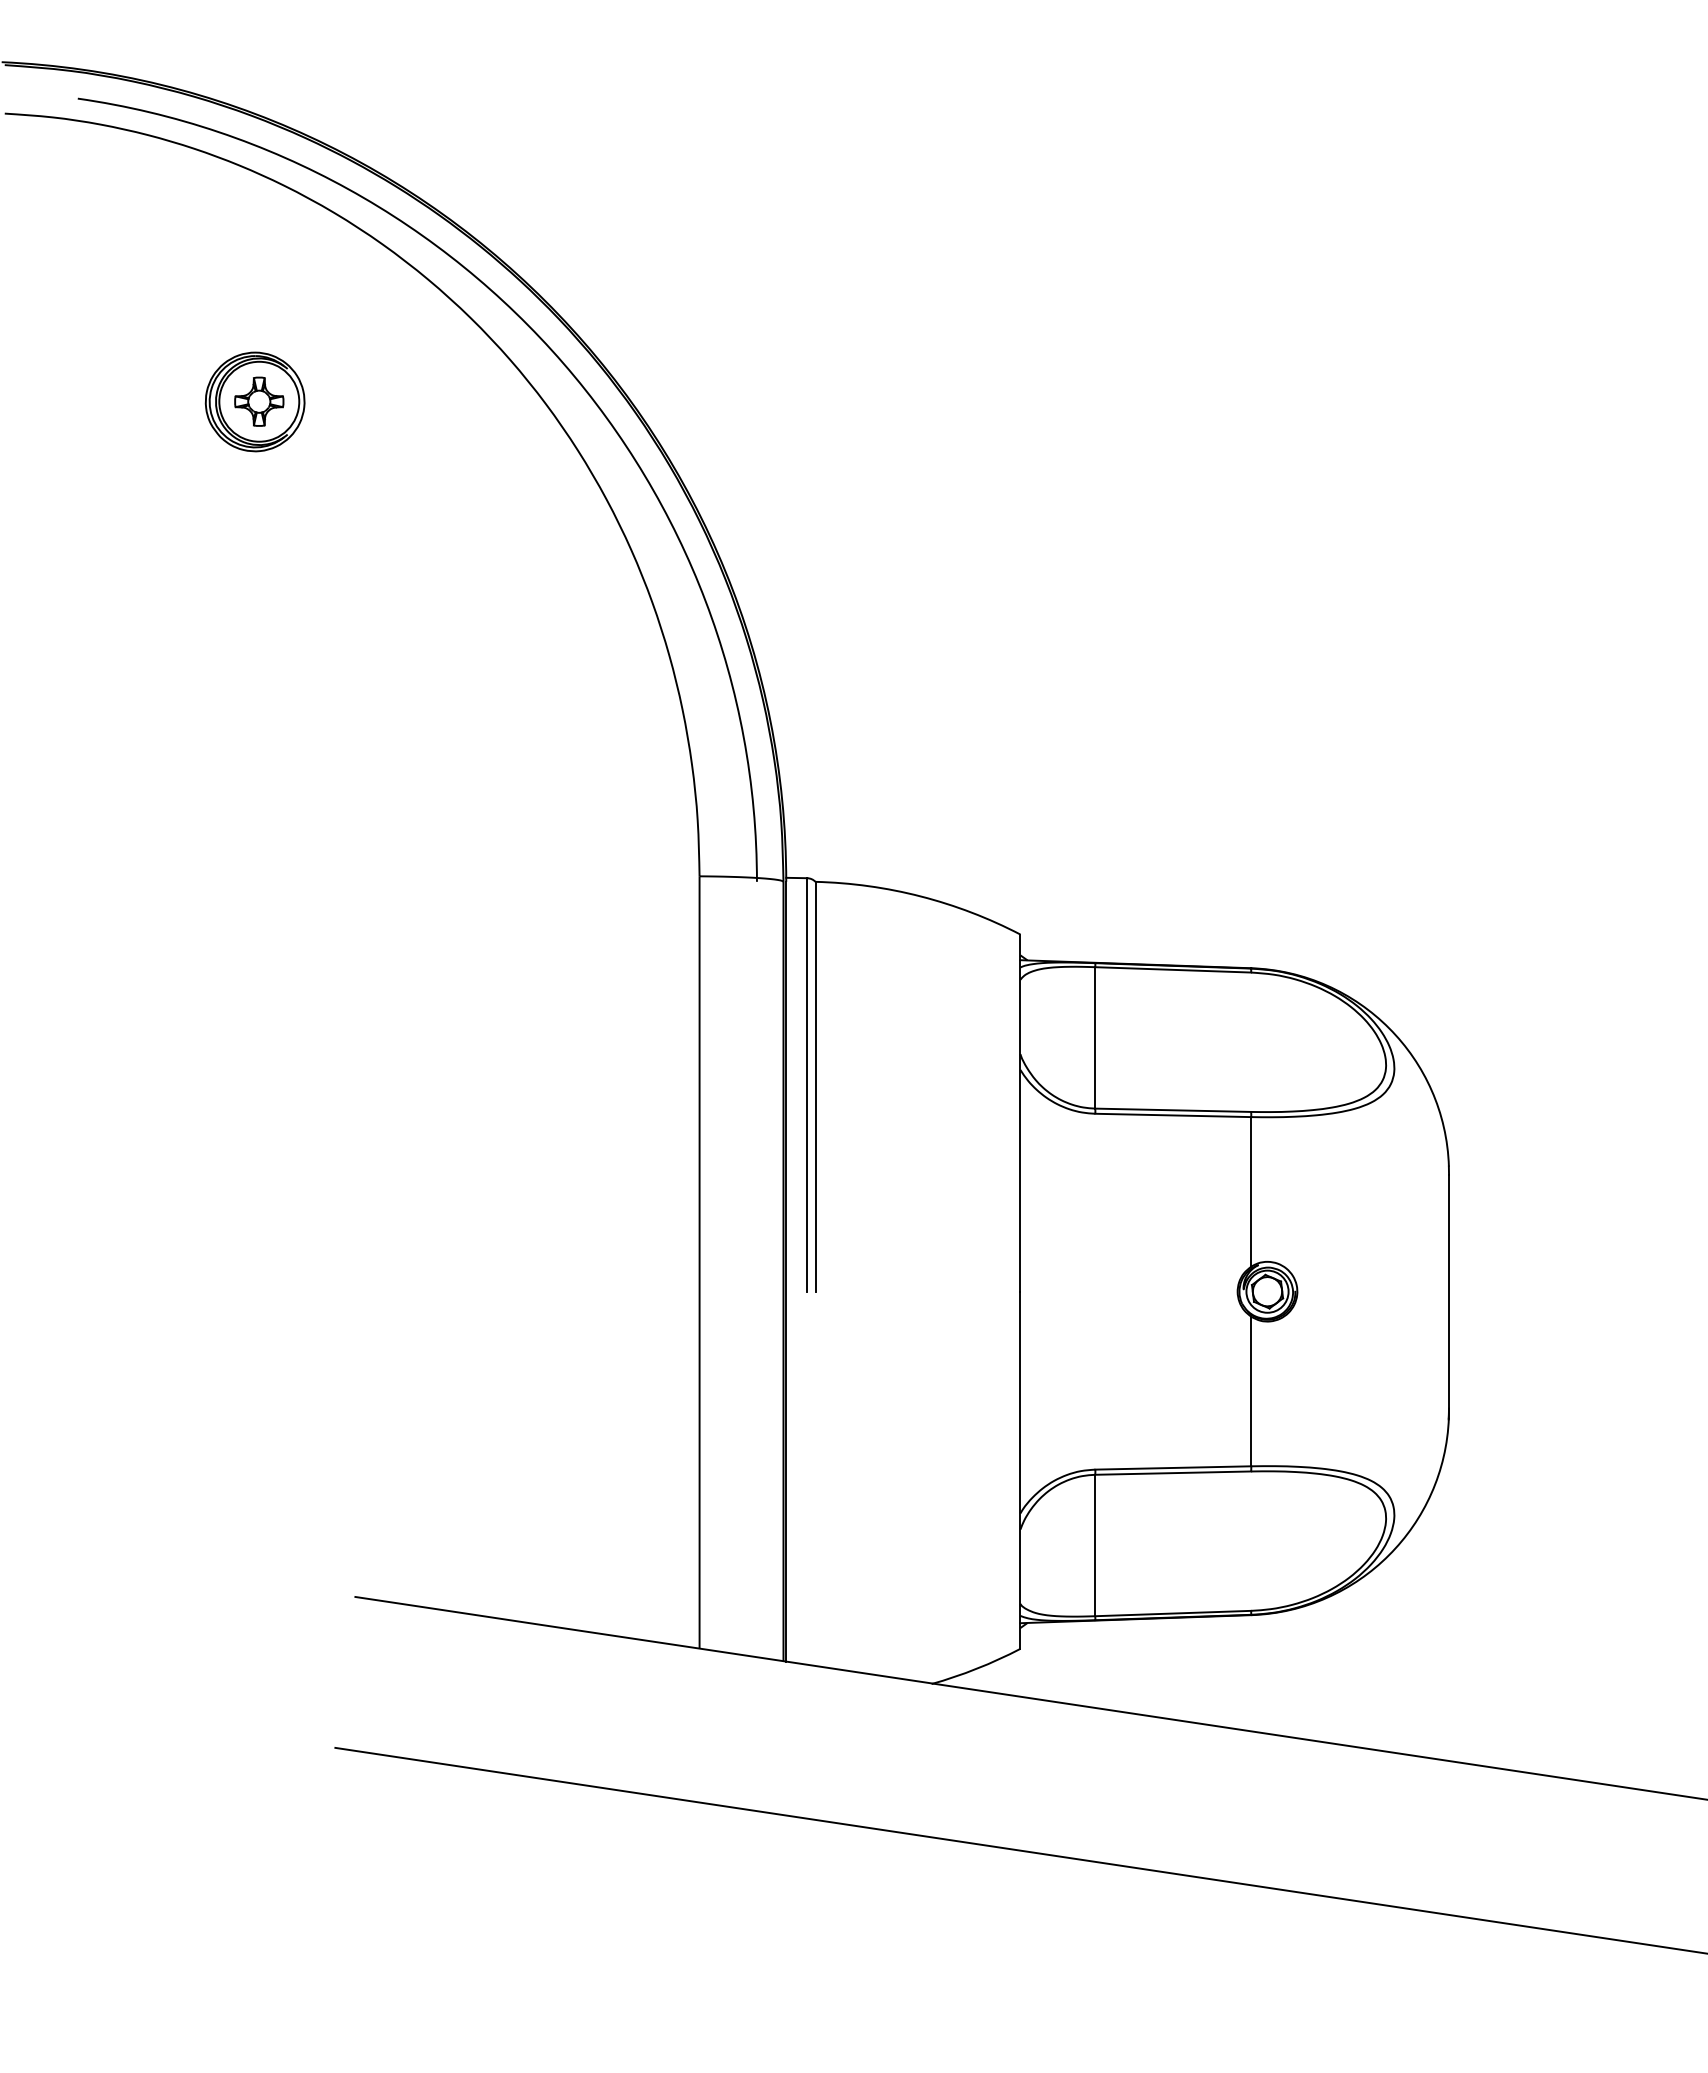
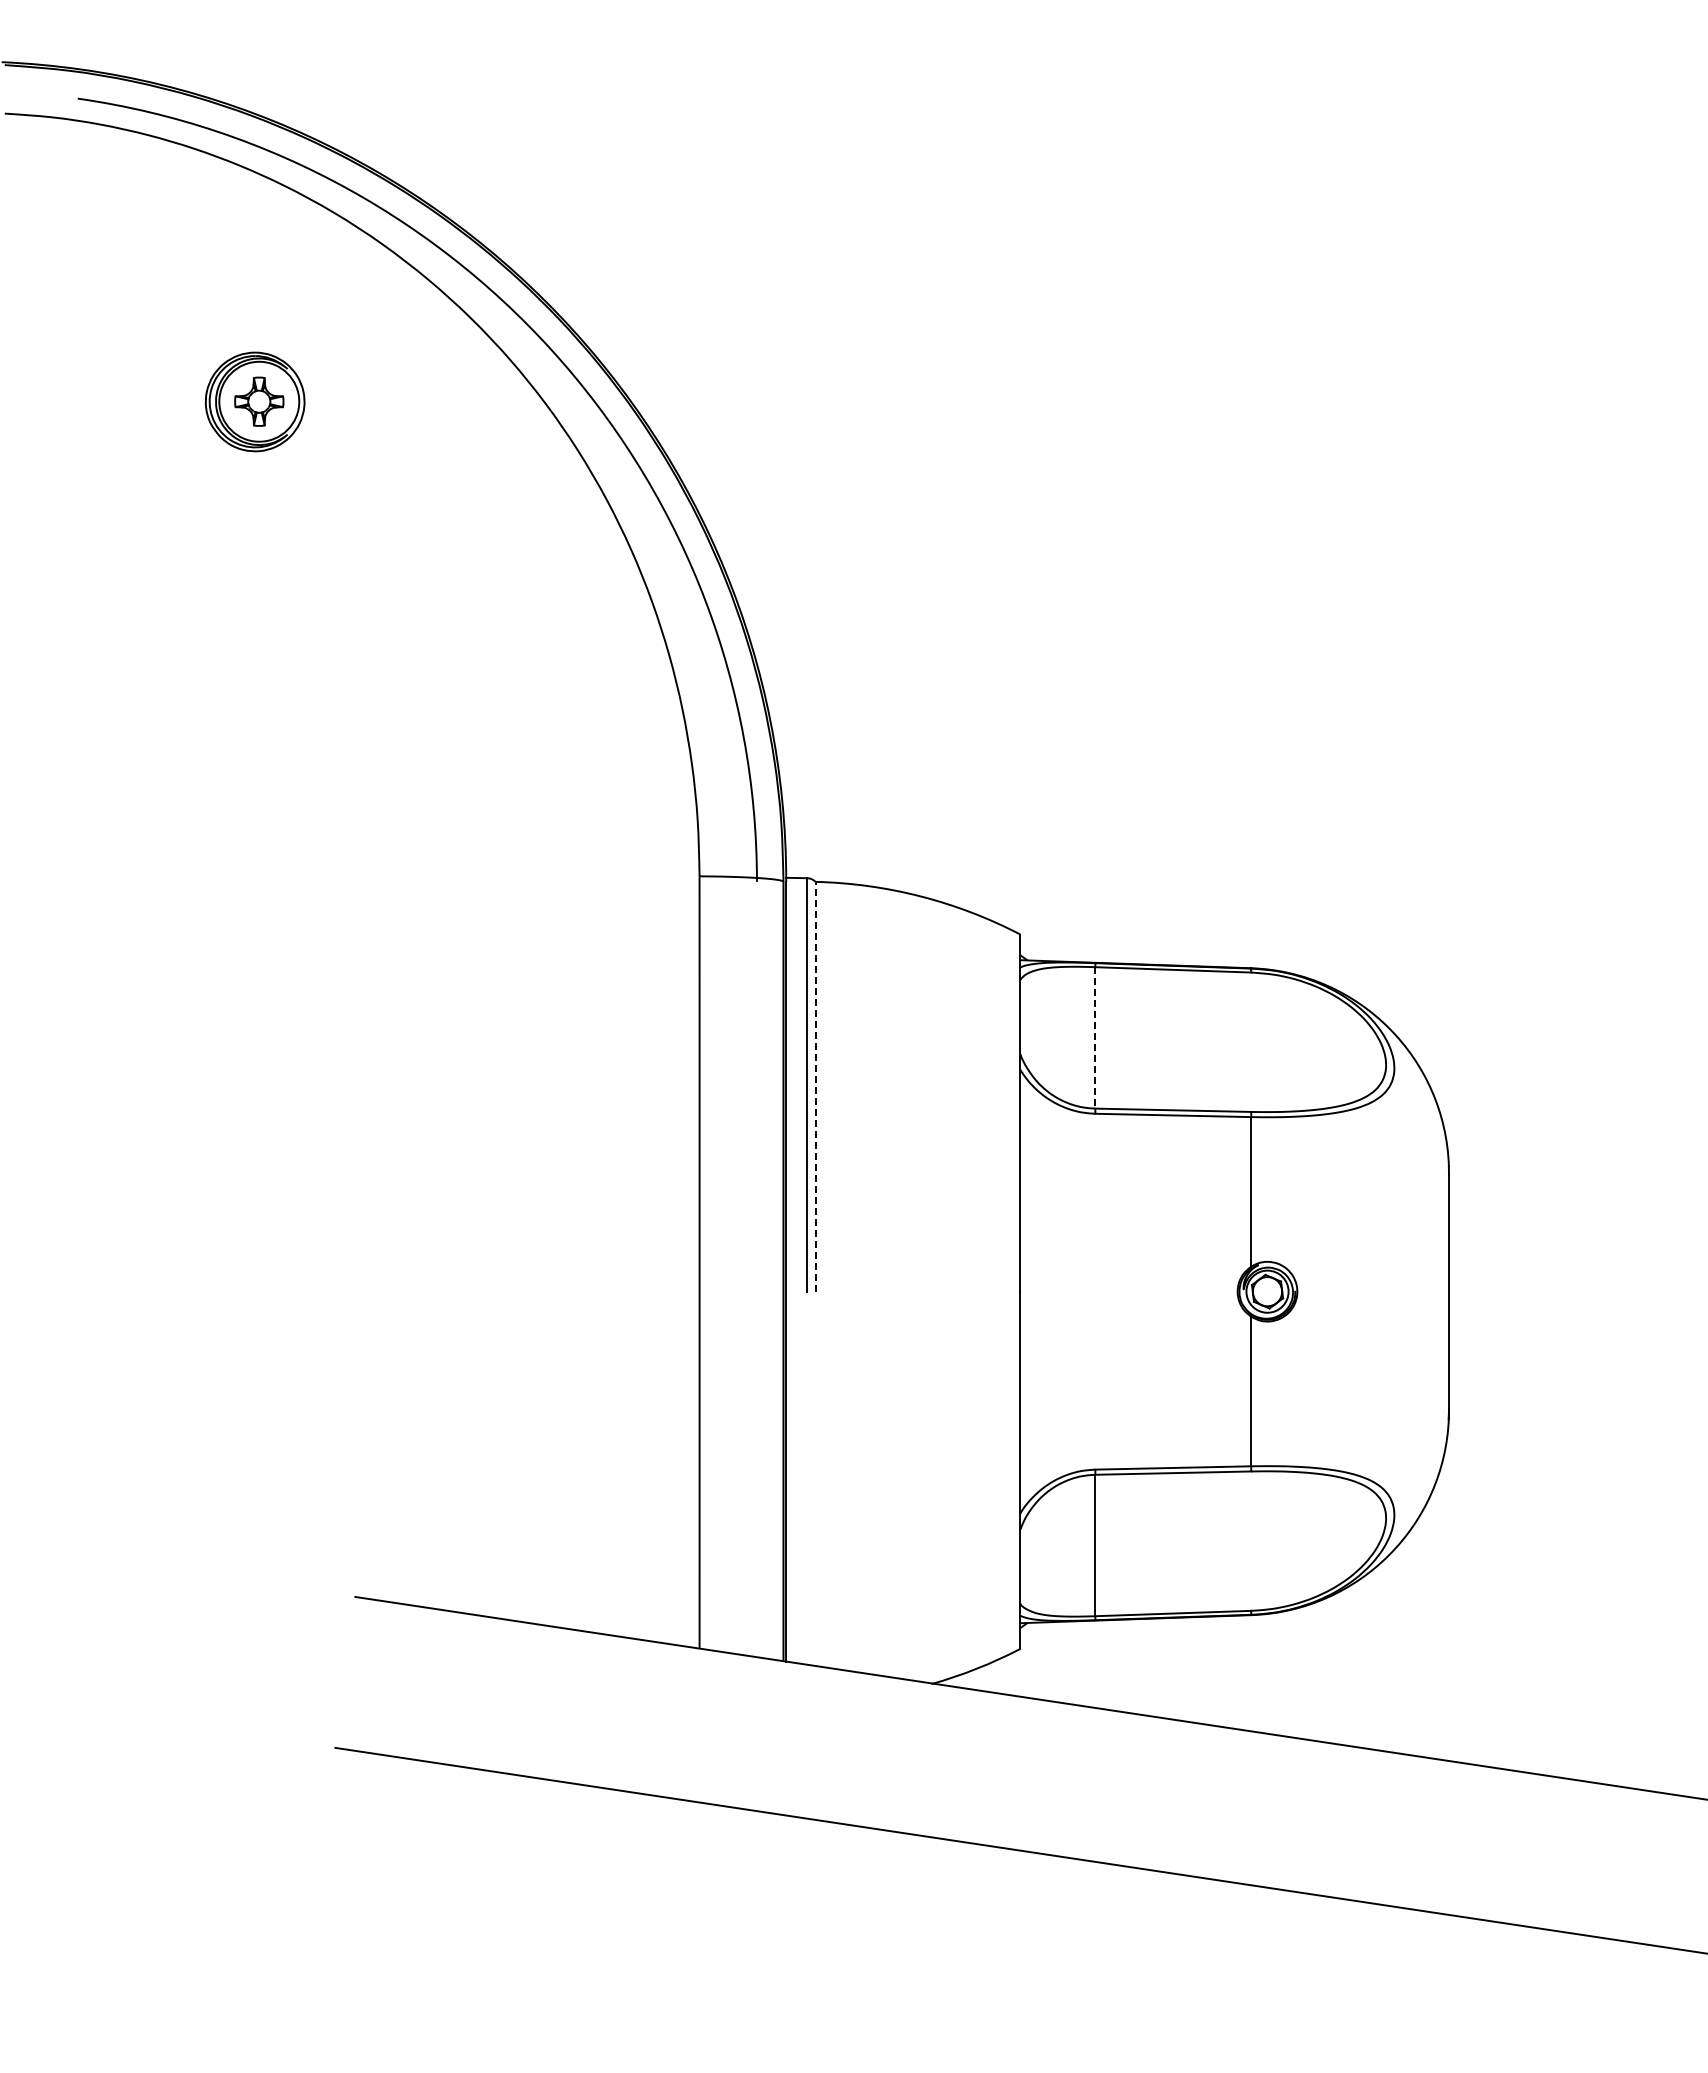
line: solid -> dashed (1095, 1037)
line: solid -> dashed (815, 1086)
